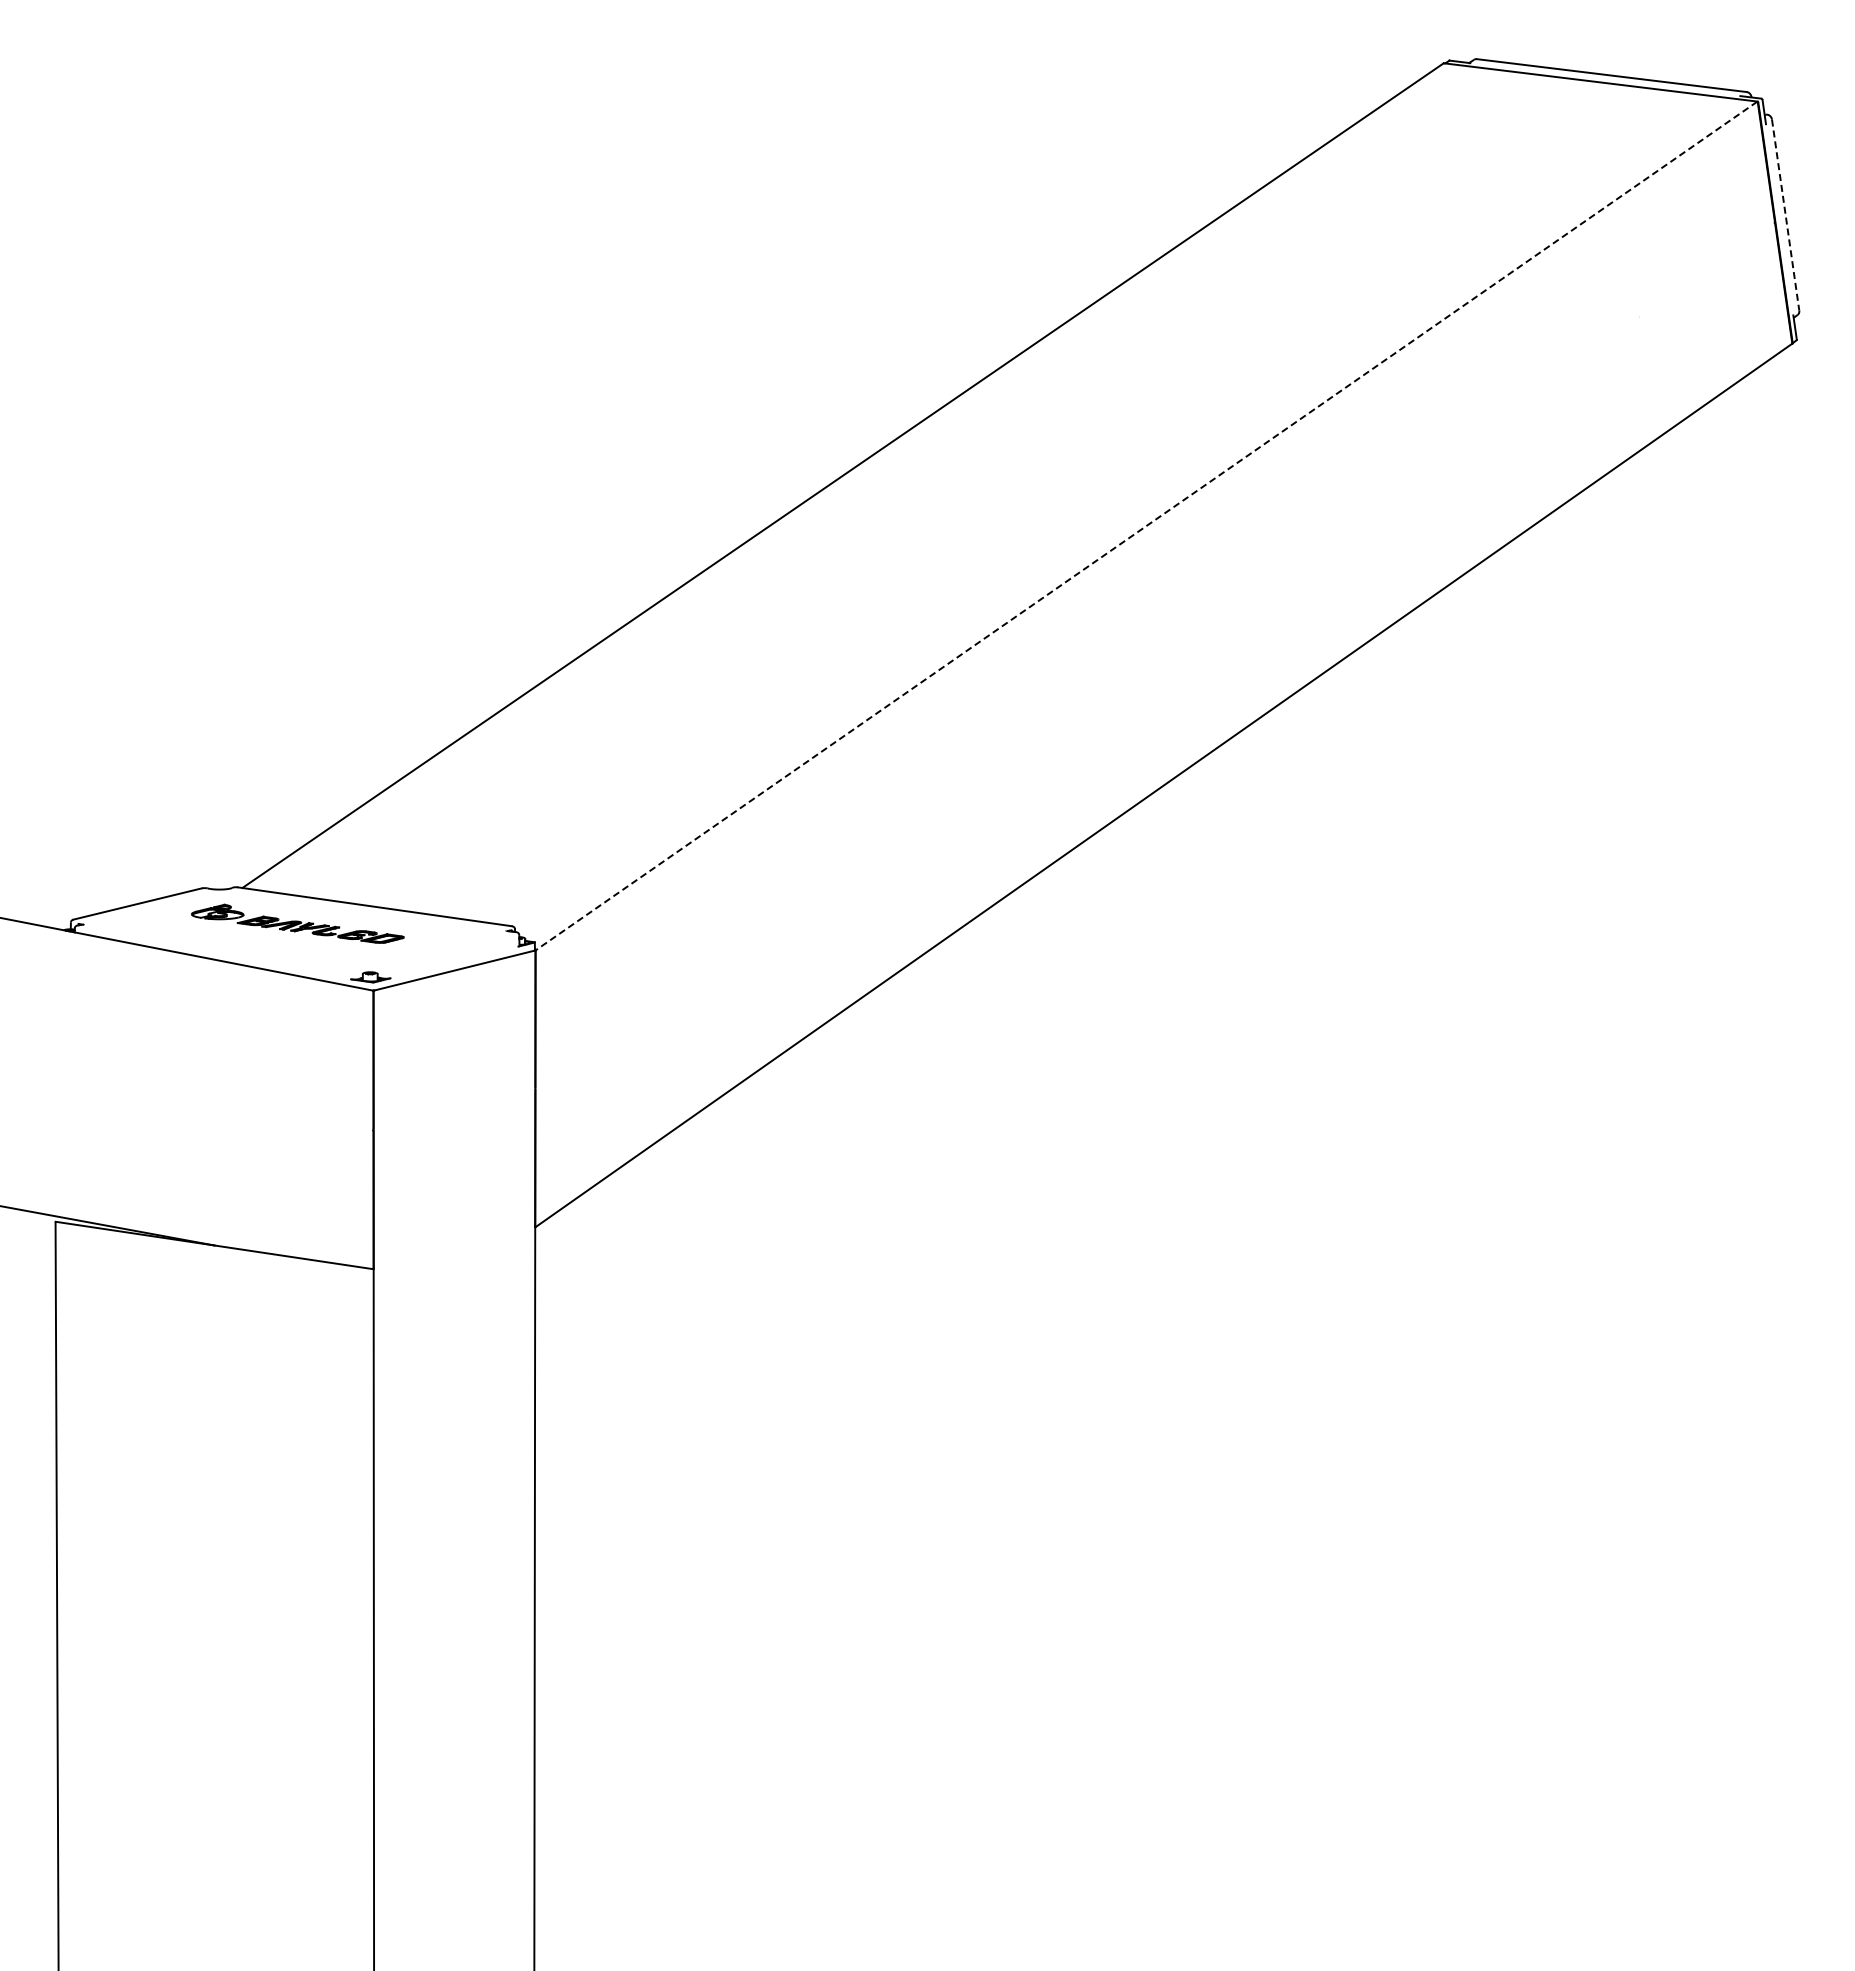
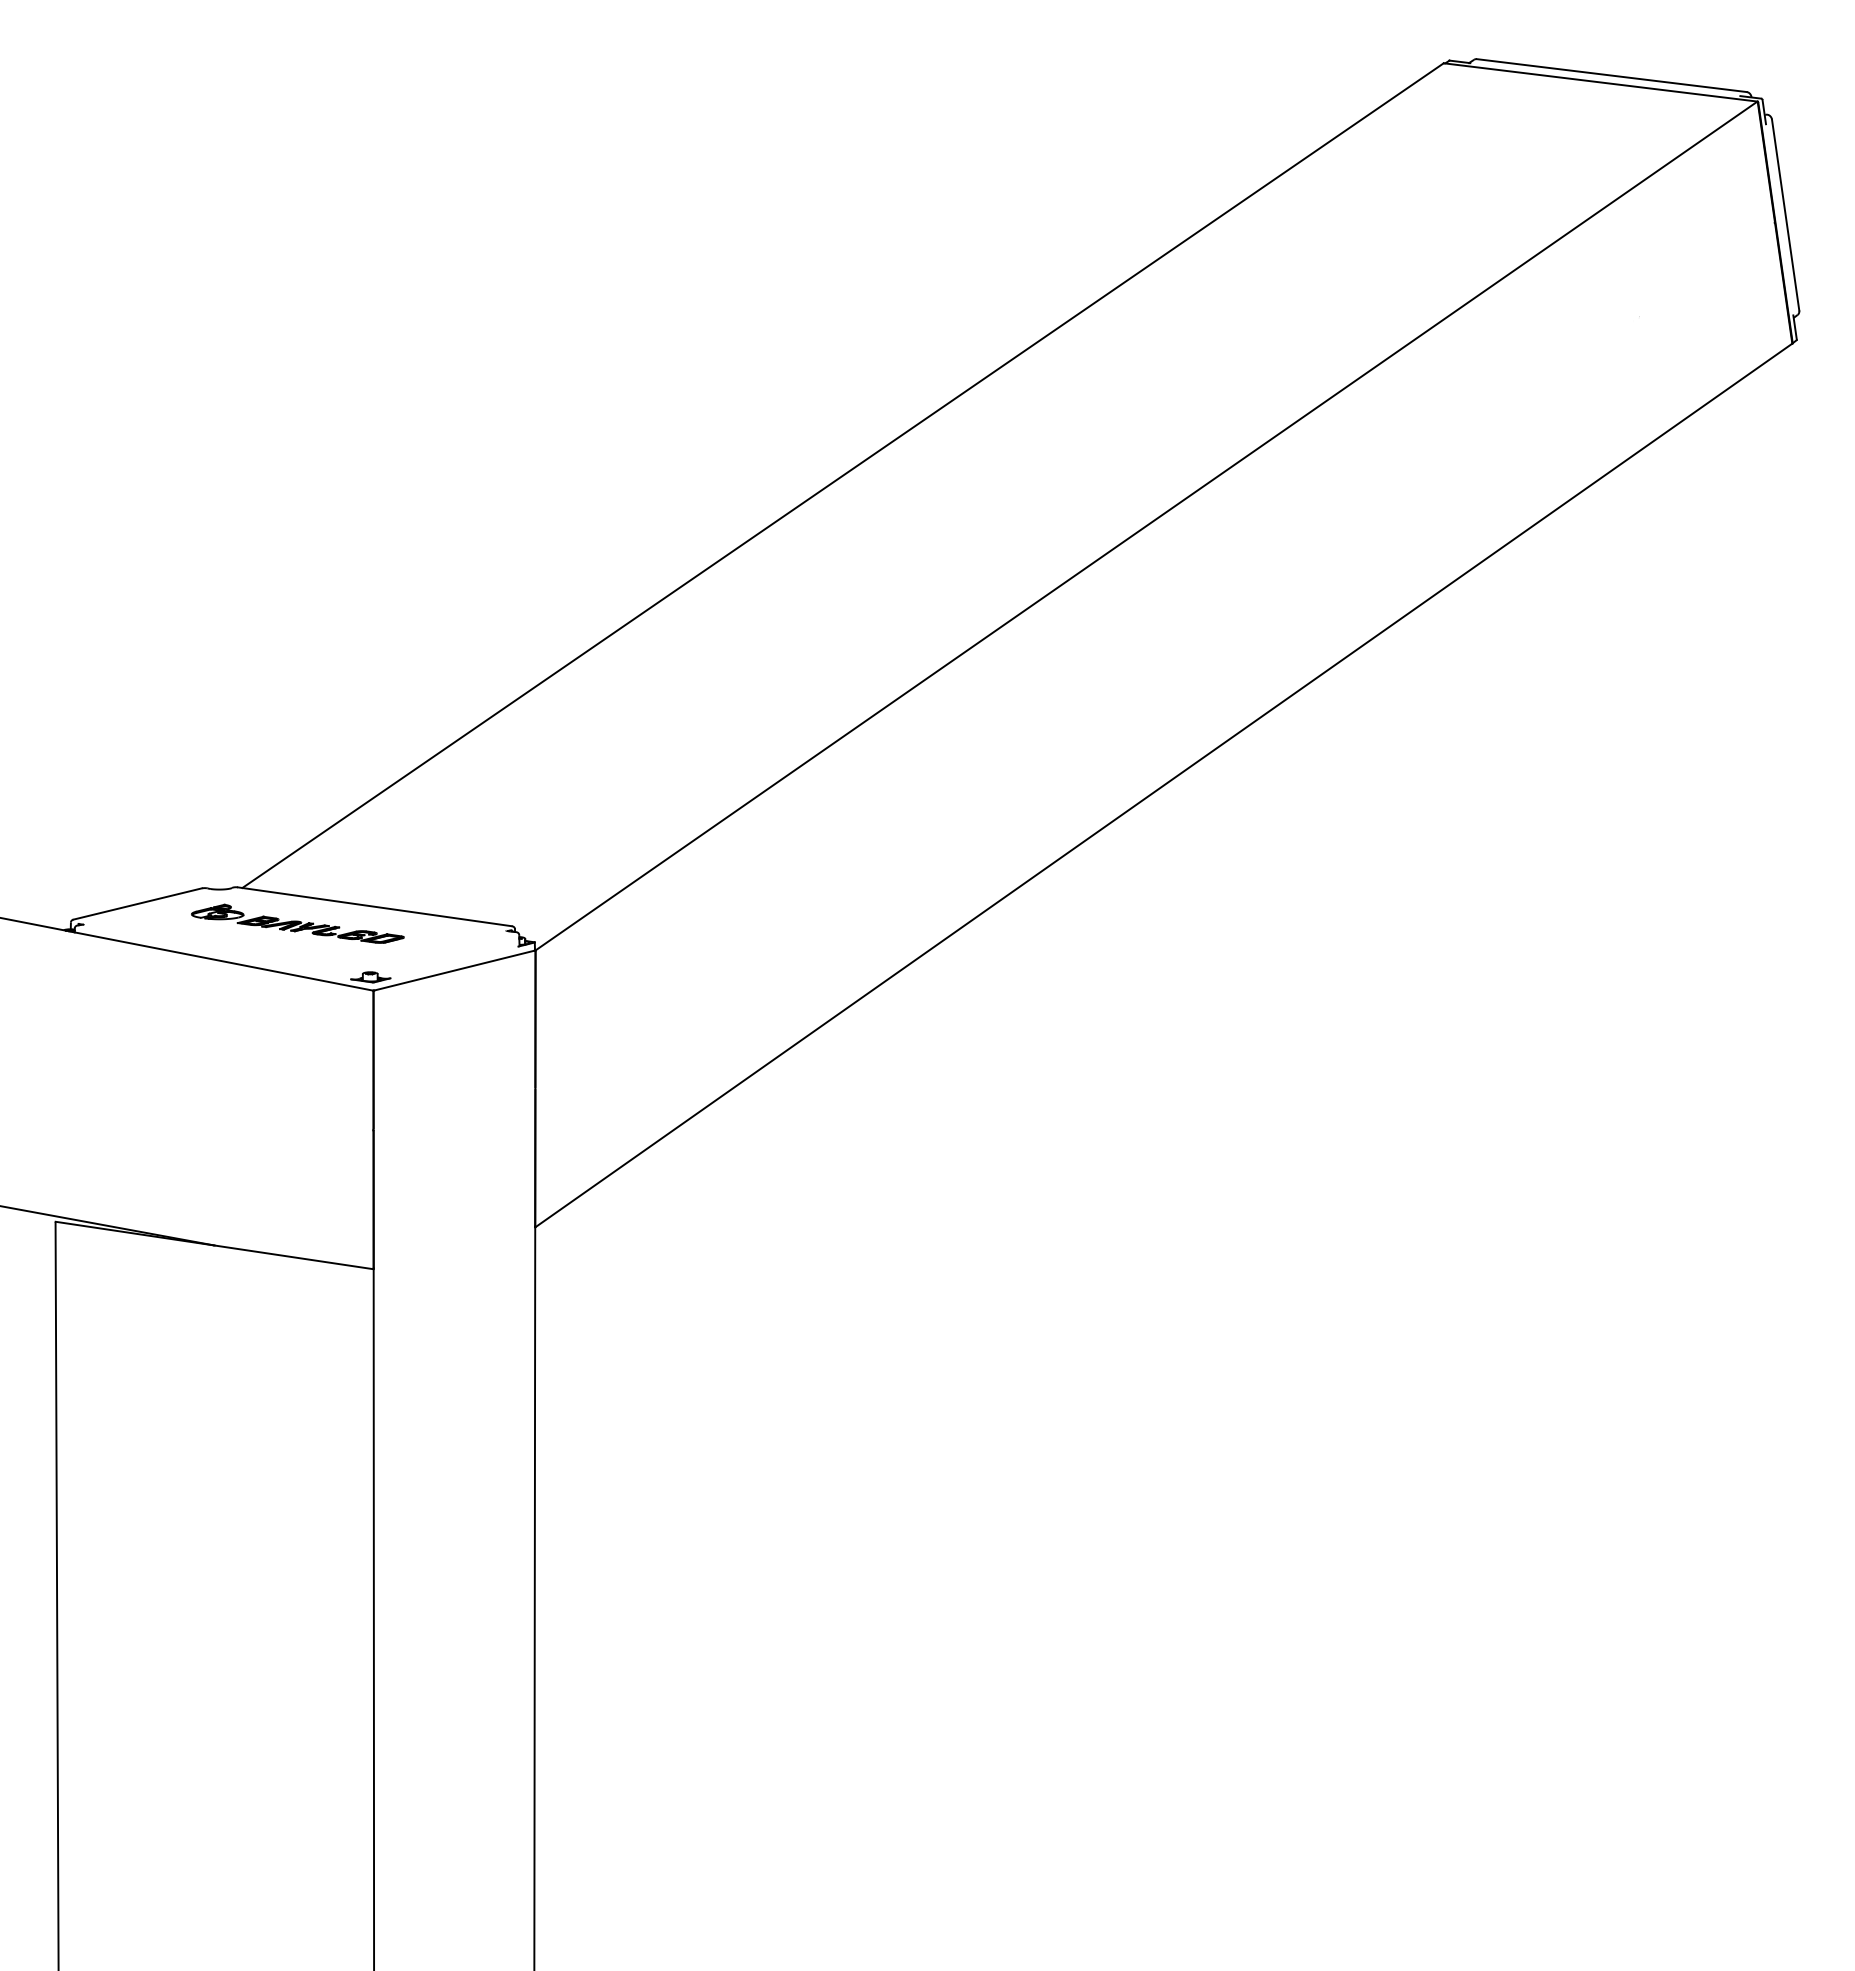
line: dashed -> solid (1785, 215)
line: dashed -> solid (1146, 526)
